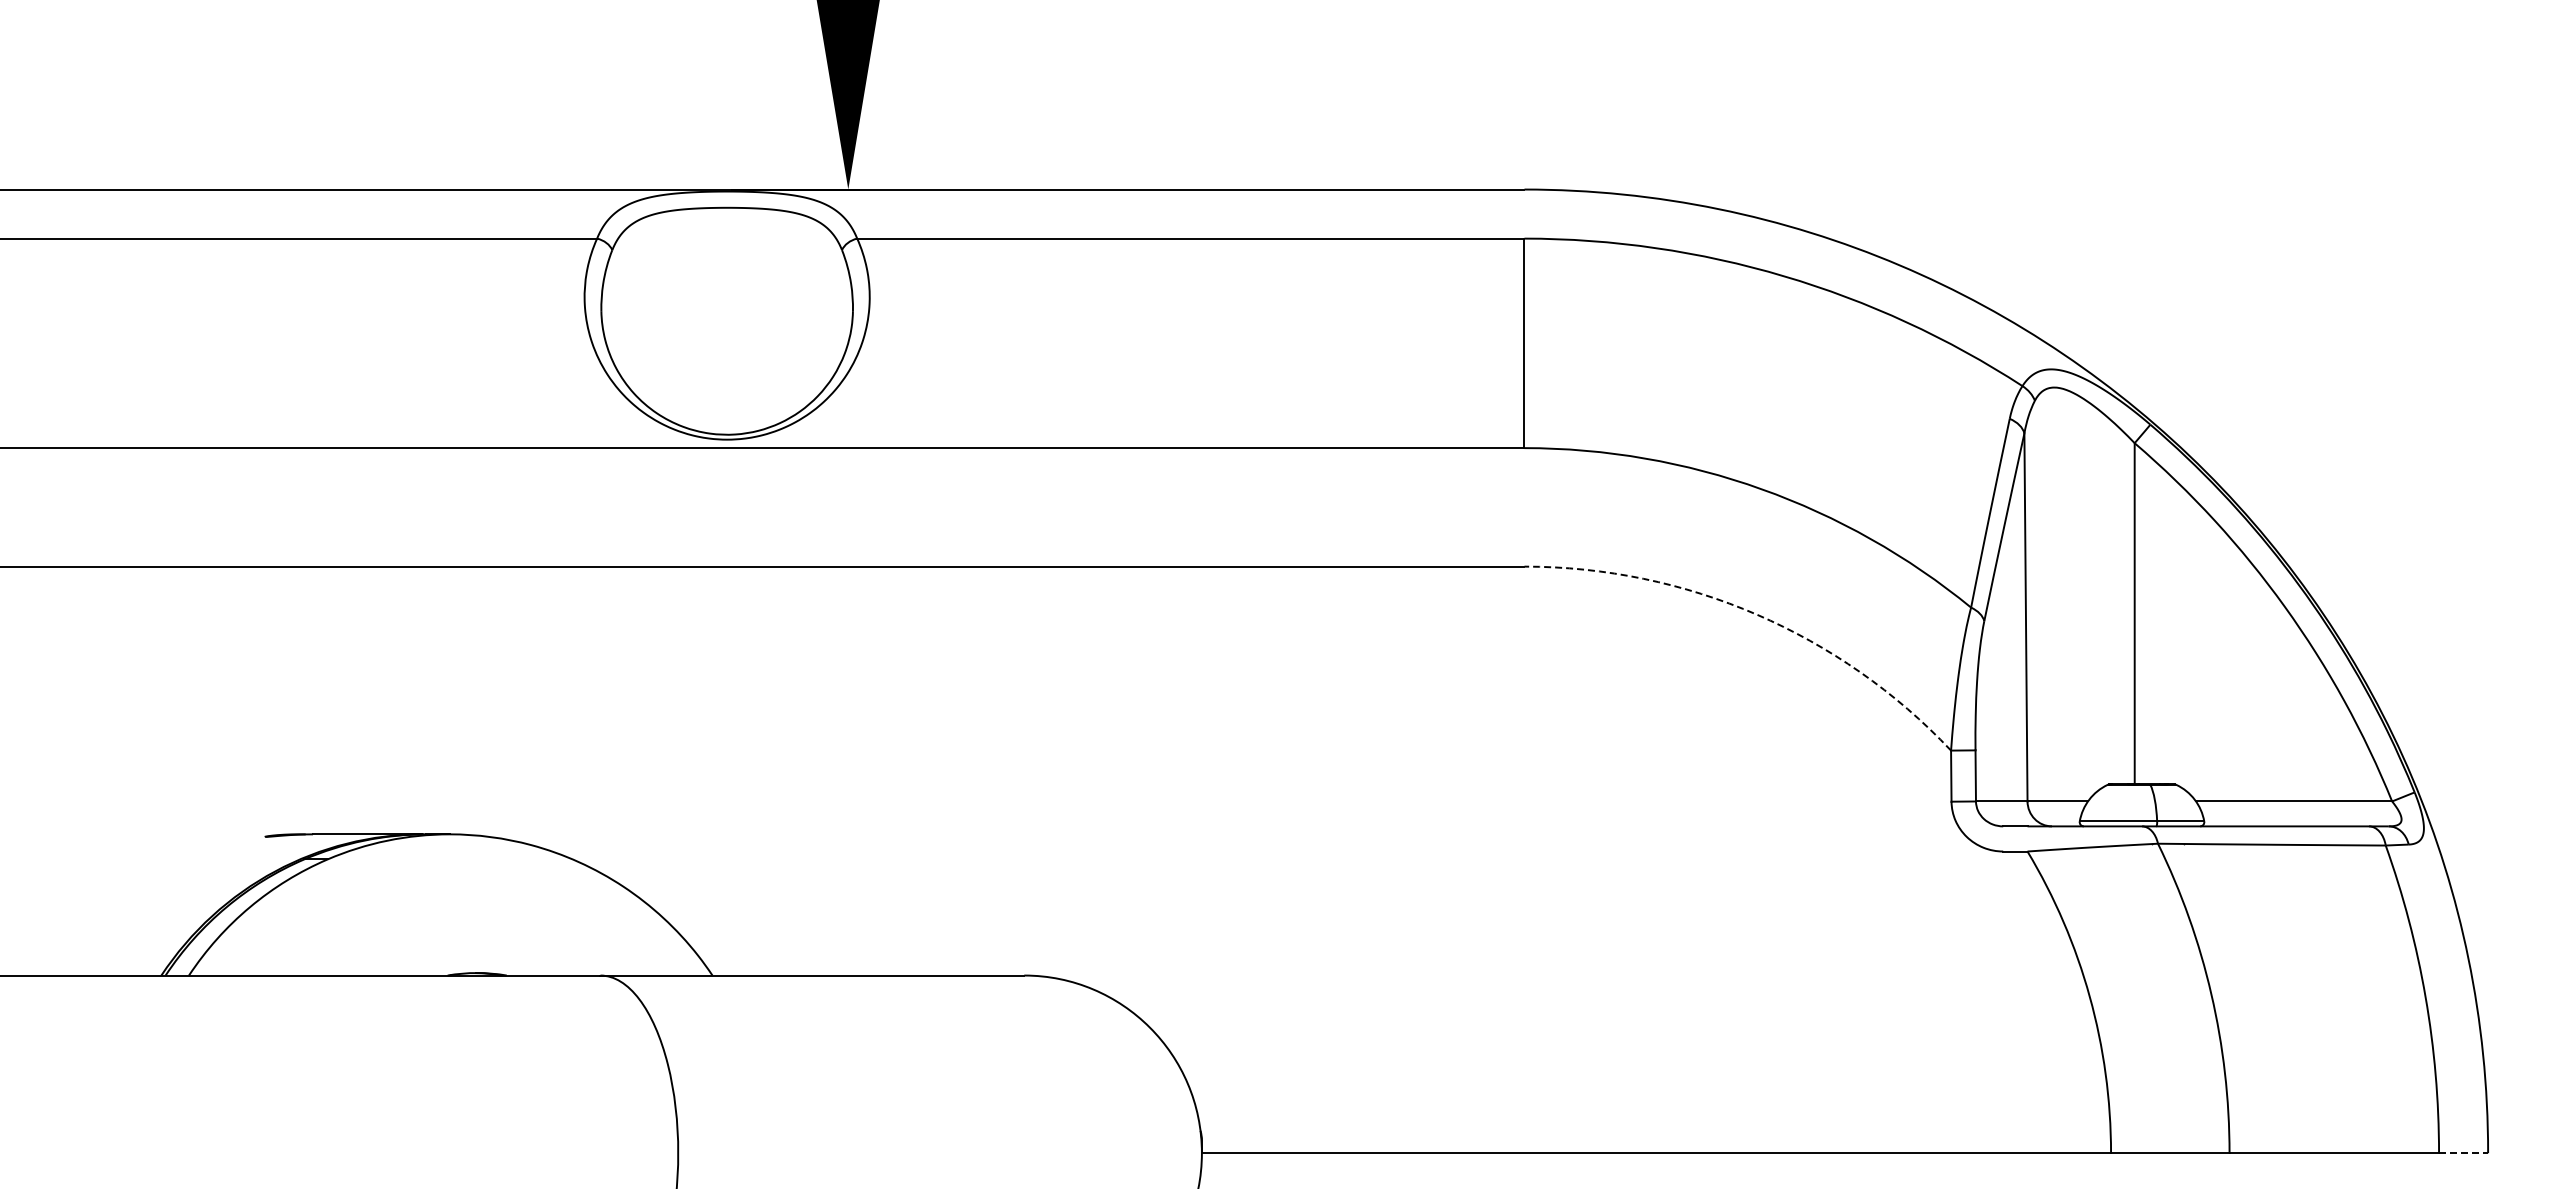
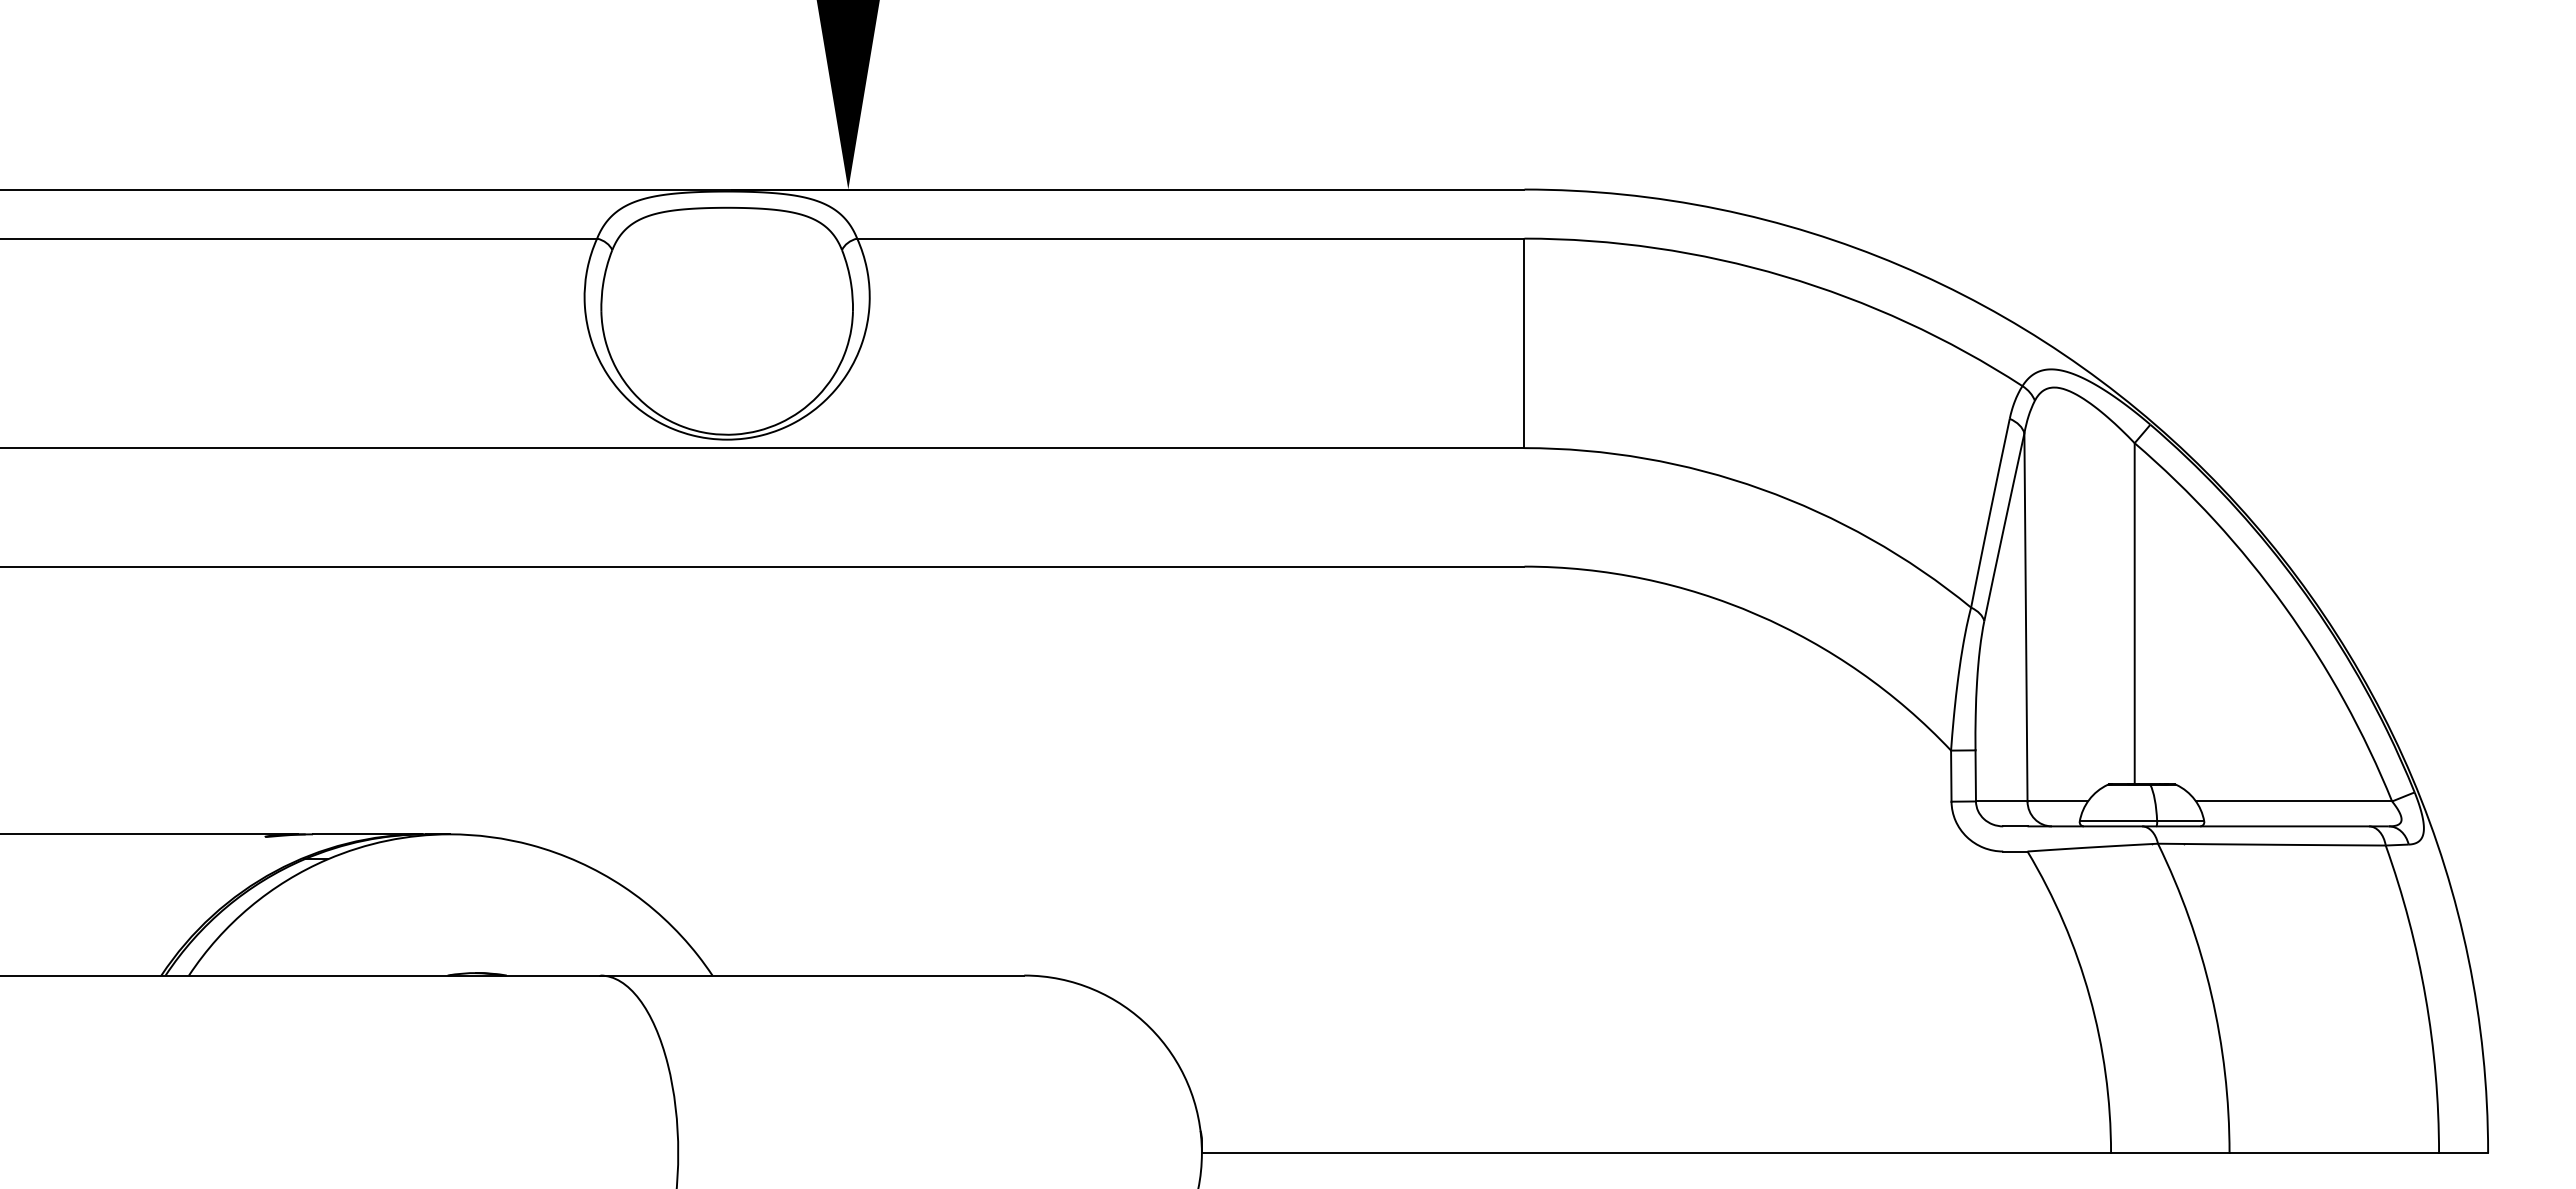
arc: dashed -> solid (1756, 614)
line: none -> present (150, 834)
line: dashed -> solid (2463, 1153)
